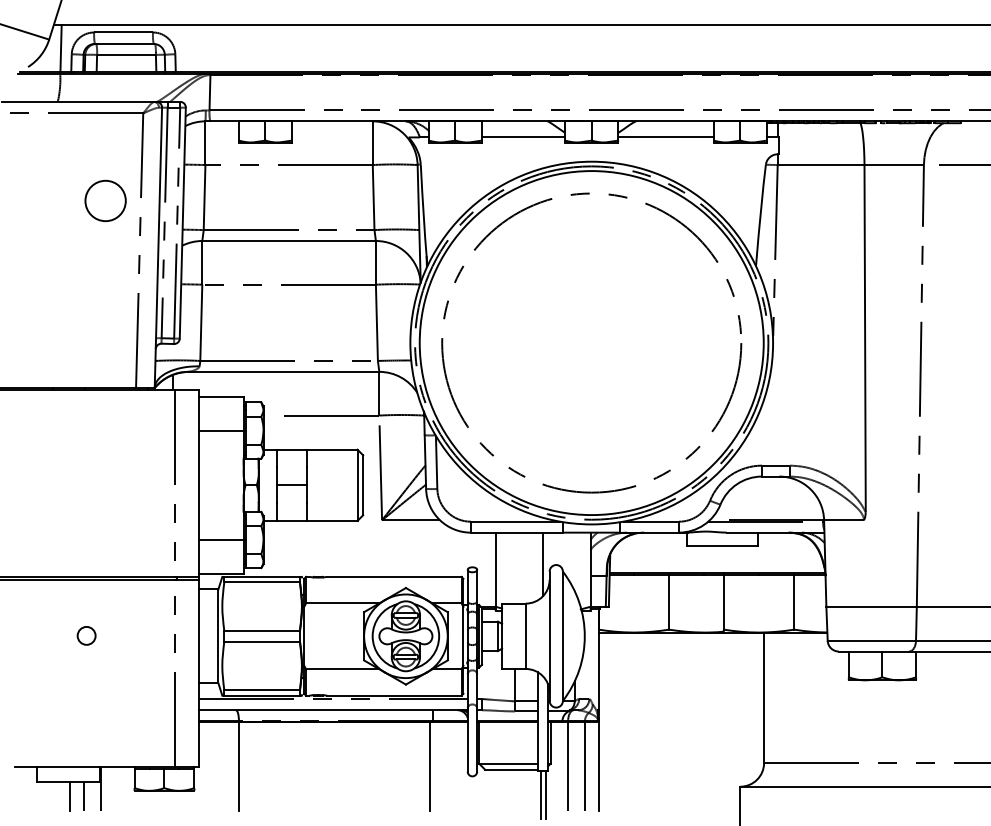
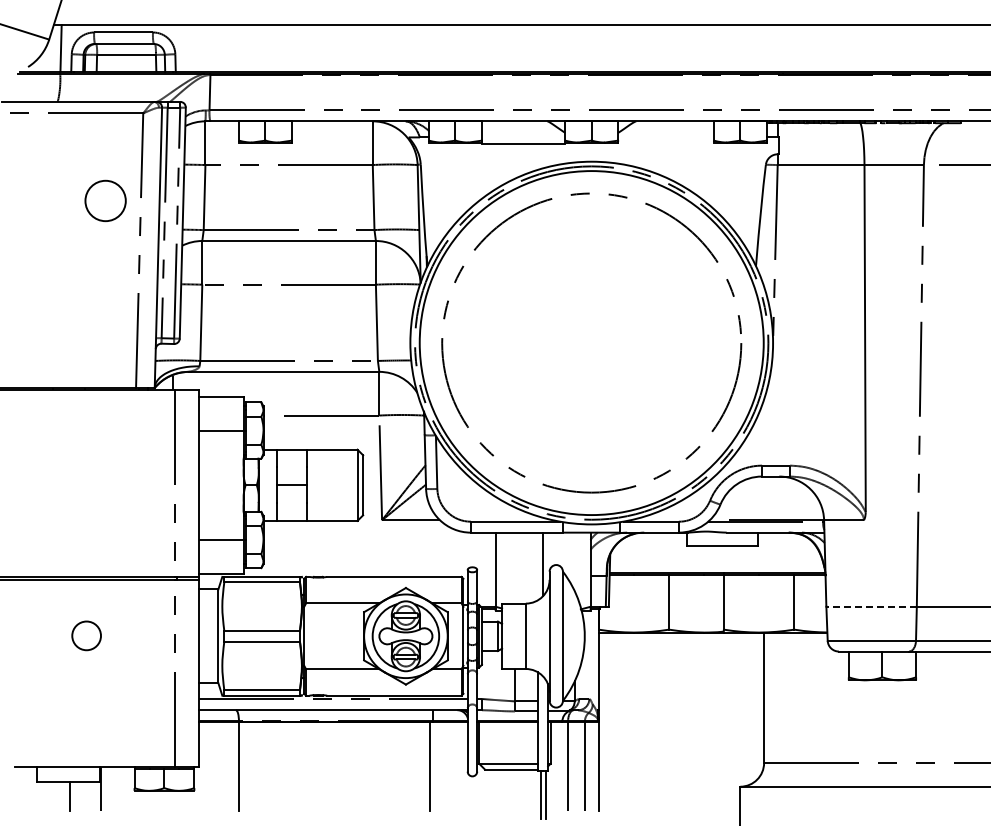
line position: (523, 137) -> (523, 144) (523, 144)
line: present -> none (665, 137)
line: solid -> dashed (871, 606)
circle diameter: 18 px -> 29 px (86, 635)
line: present -> none (84, 796)
